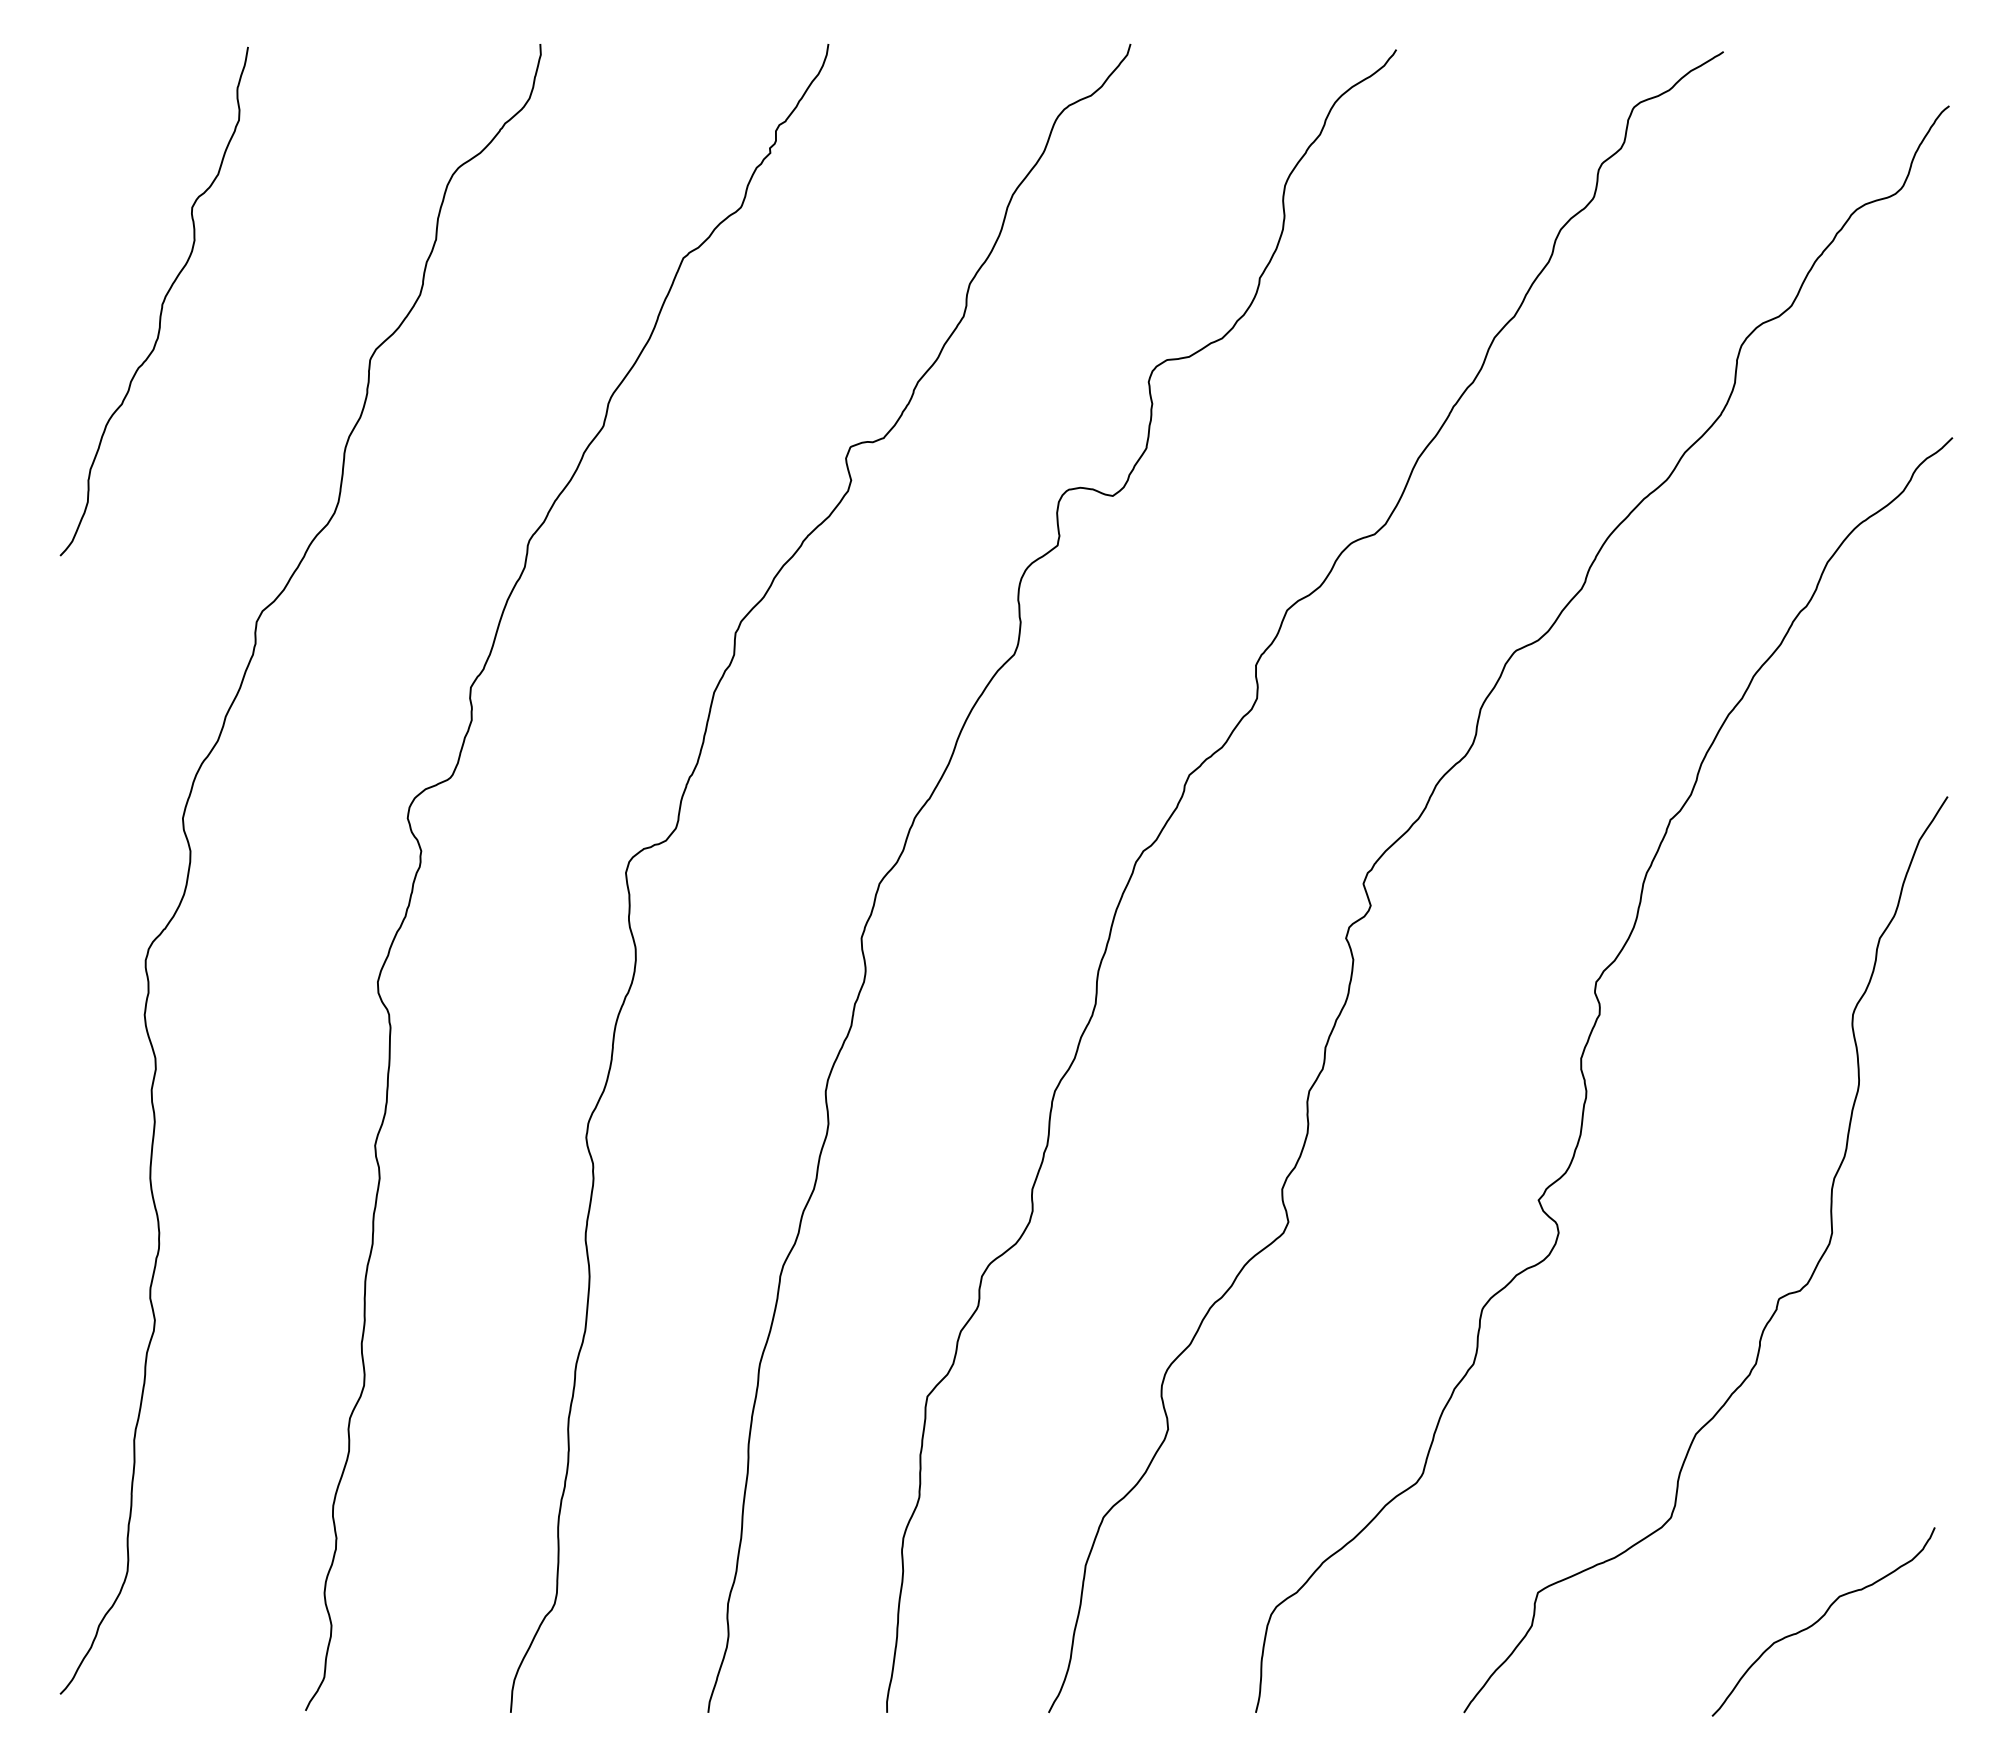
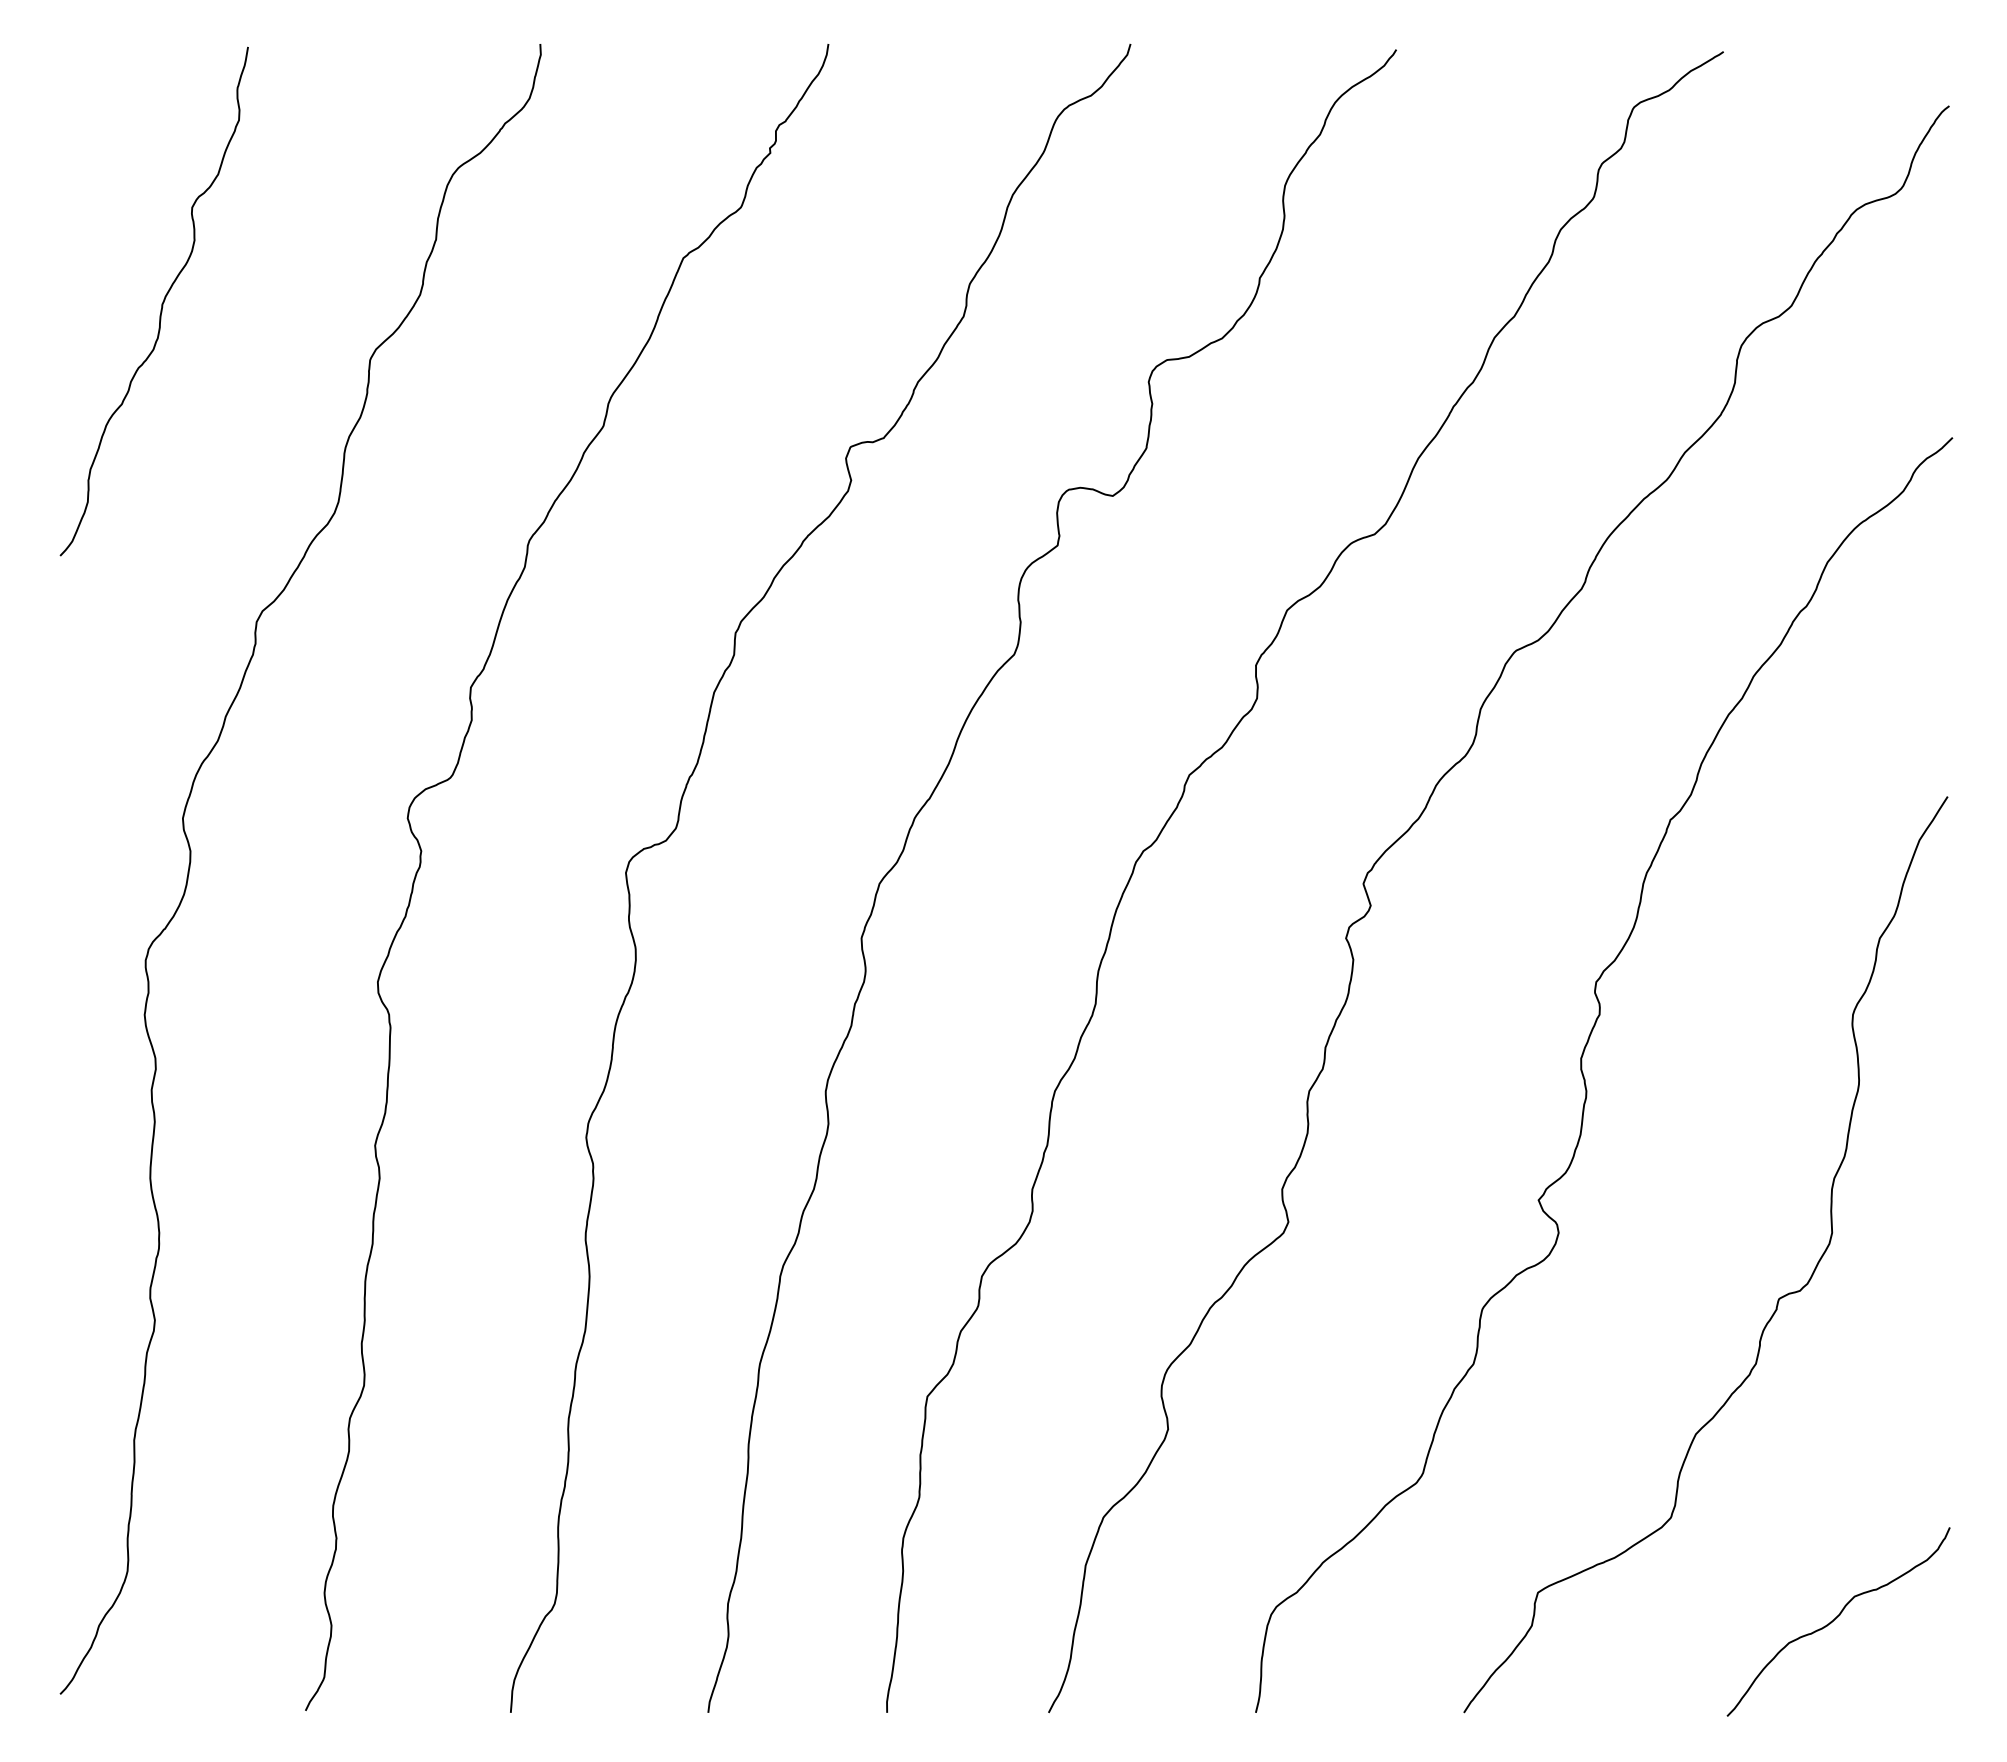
curve position: (1821, 1618) -> (1836, 1618) (1836, 1618)
